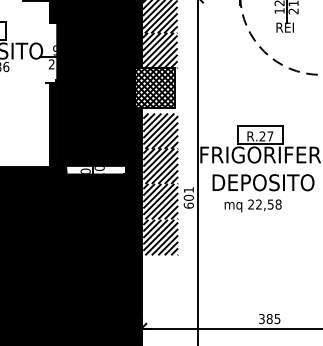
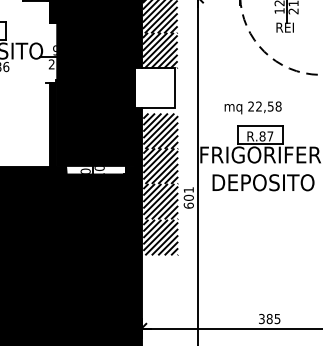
hatch: present -> none (154, 87)
text: R.27 -> R.87 (262, 136)
text position: (252, 205) -> (252, 107) (252, 107)
